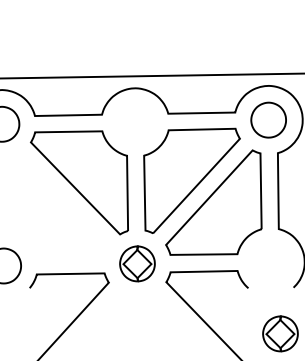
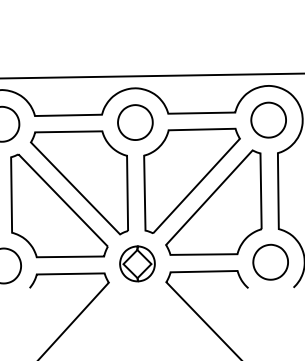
part: none -> present (135, 122)
part: none -> present (59, 205)
part: none -> present (270, 261)
part: present -> none (280, 333)
